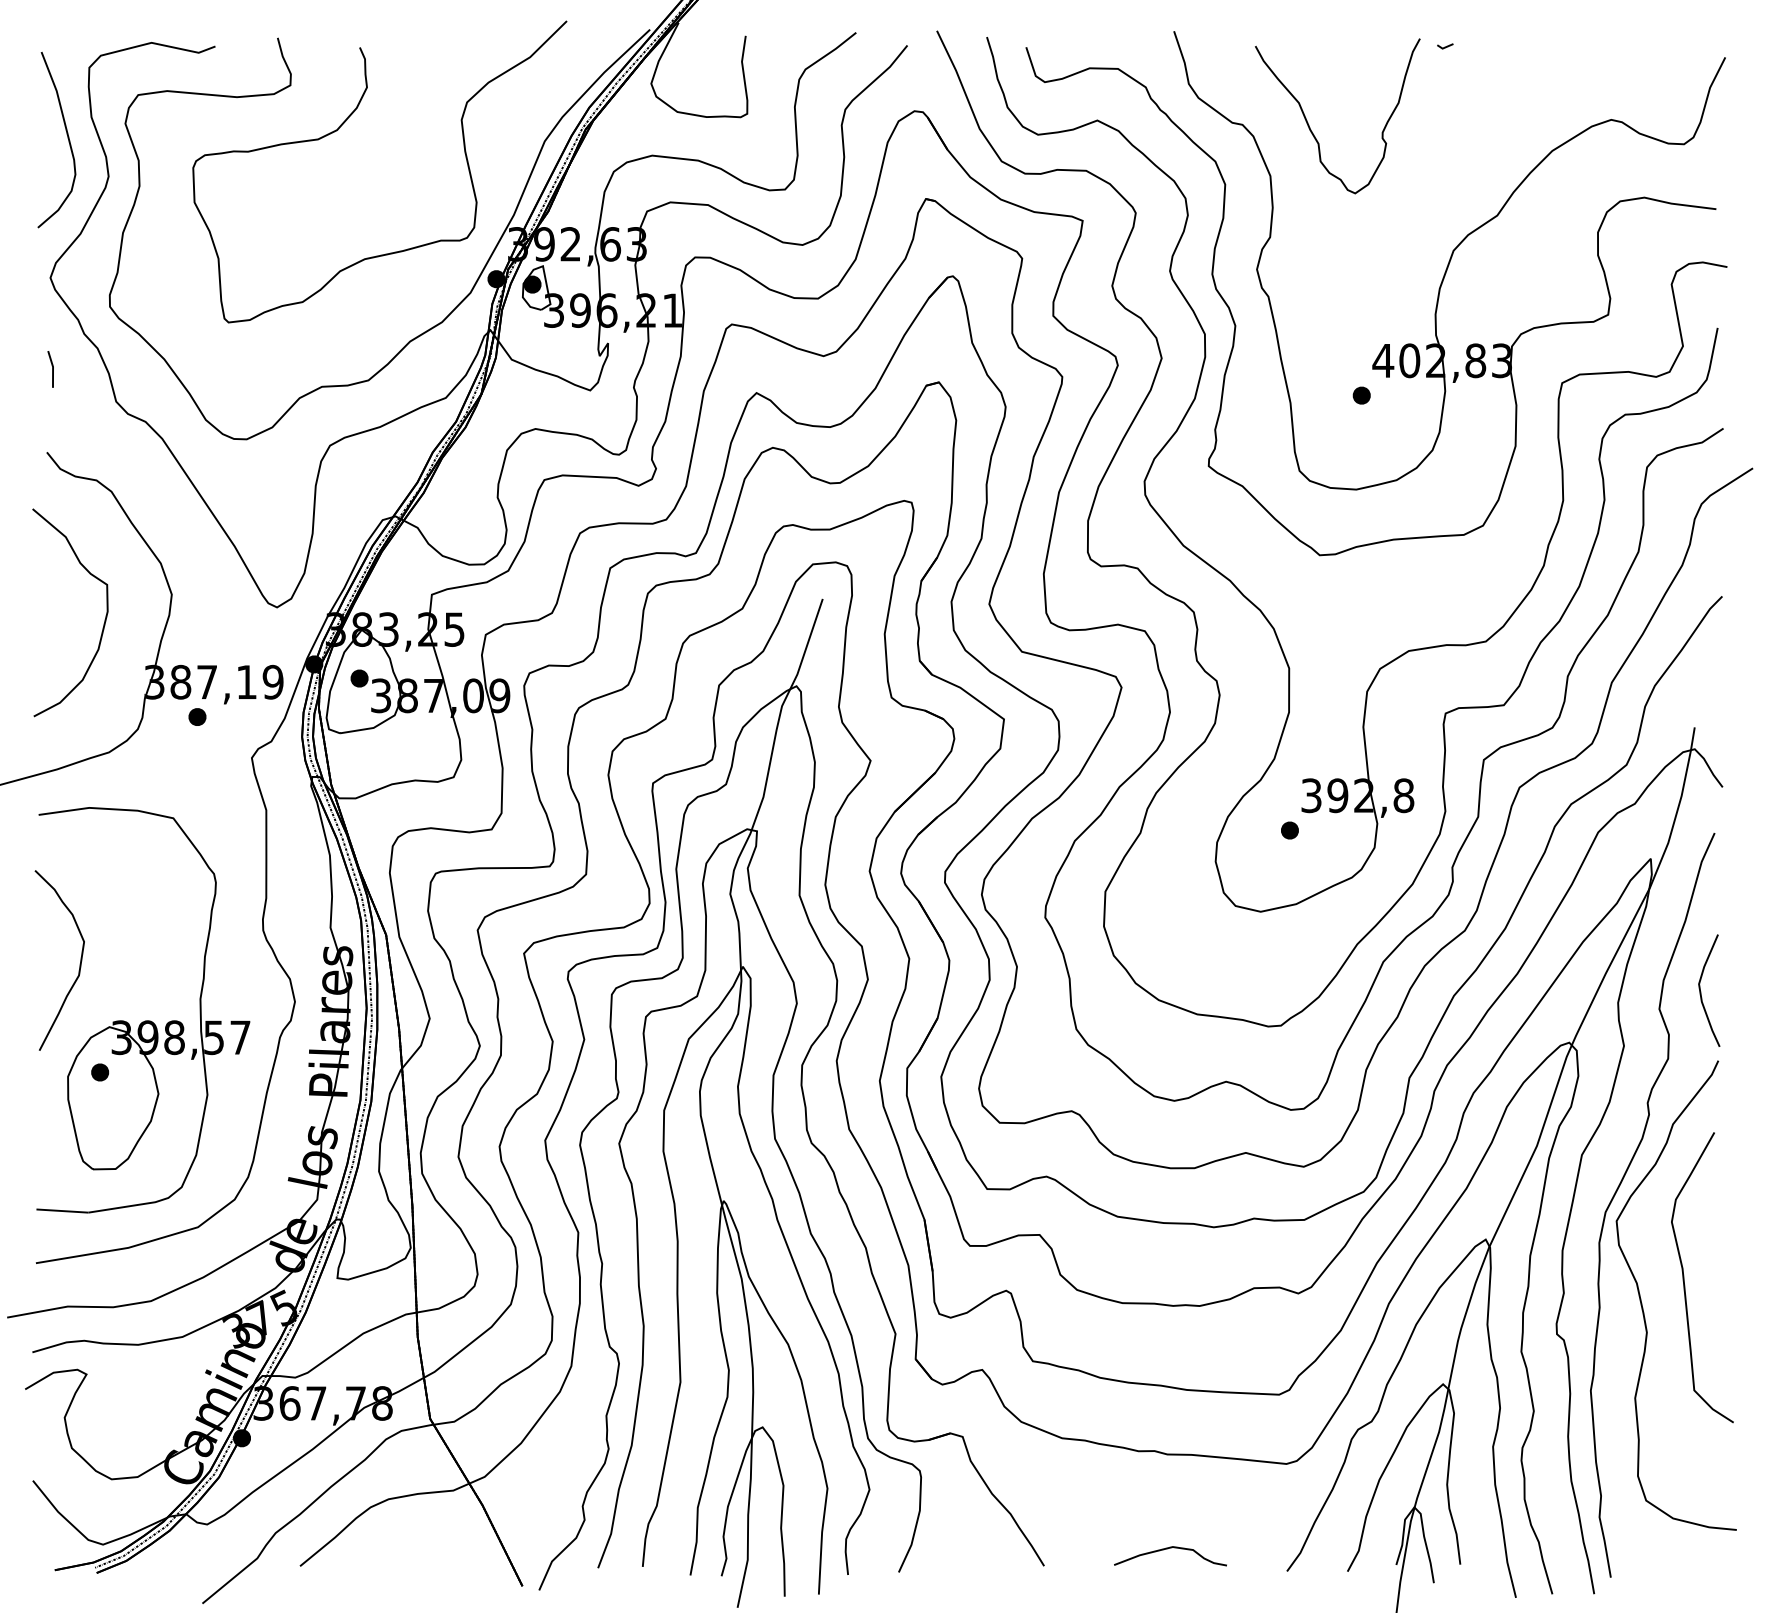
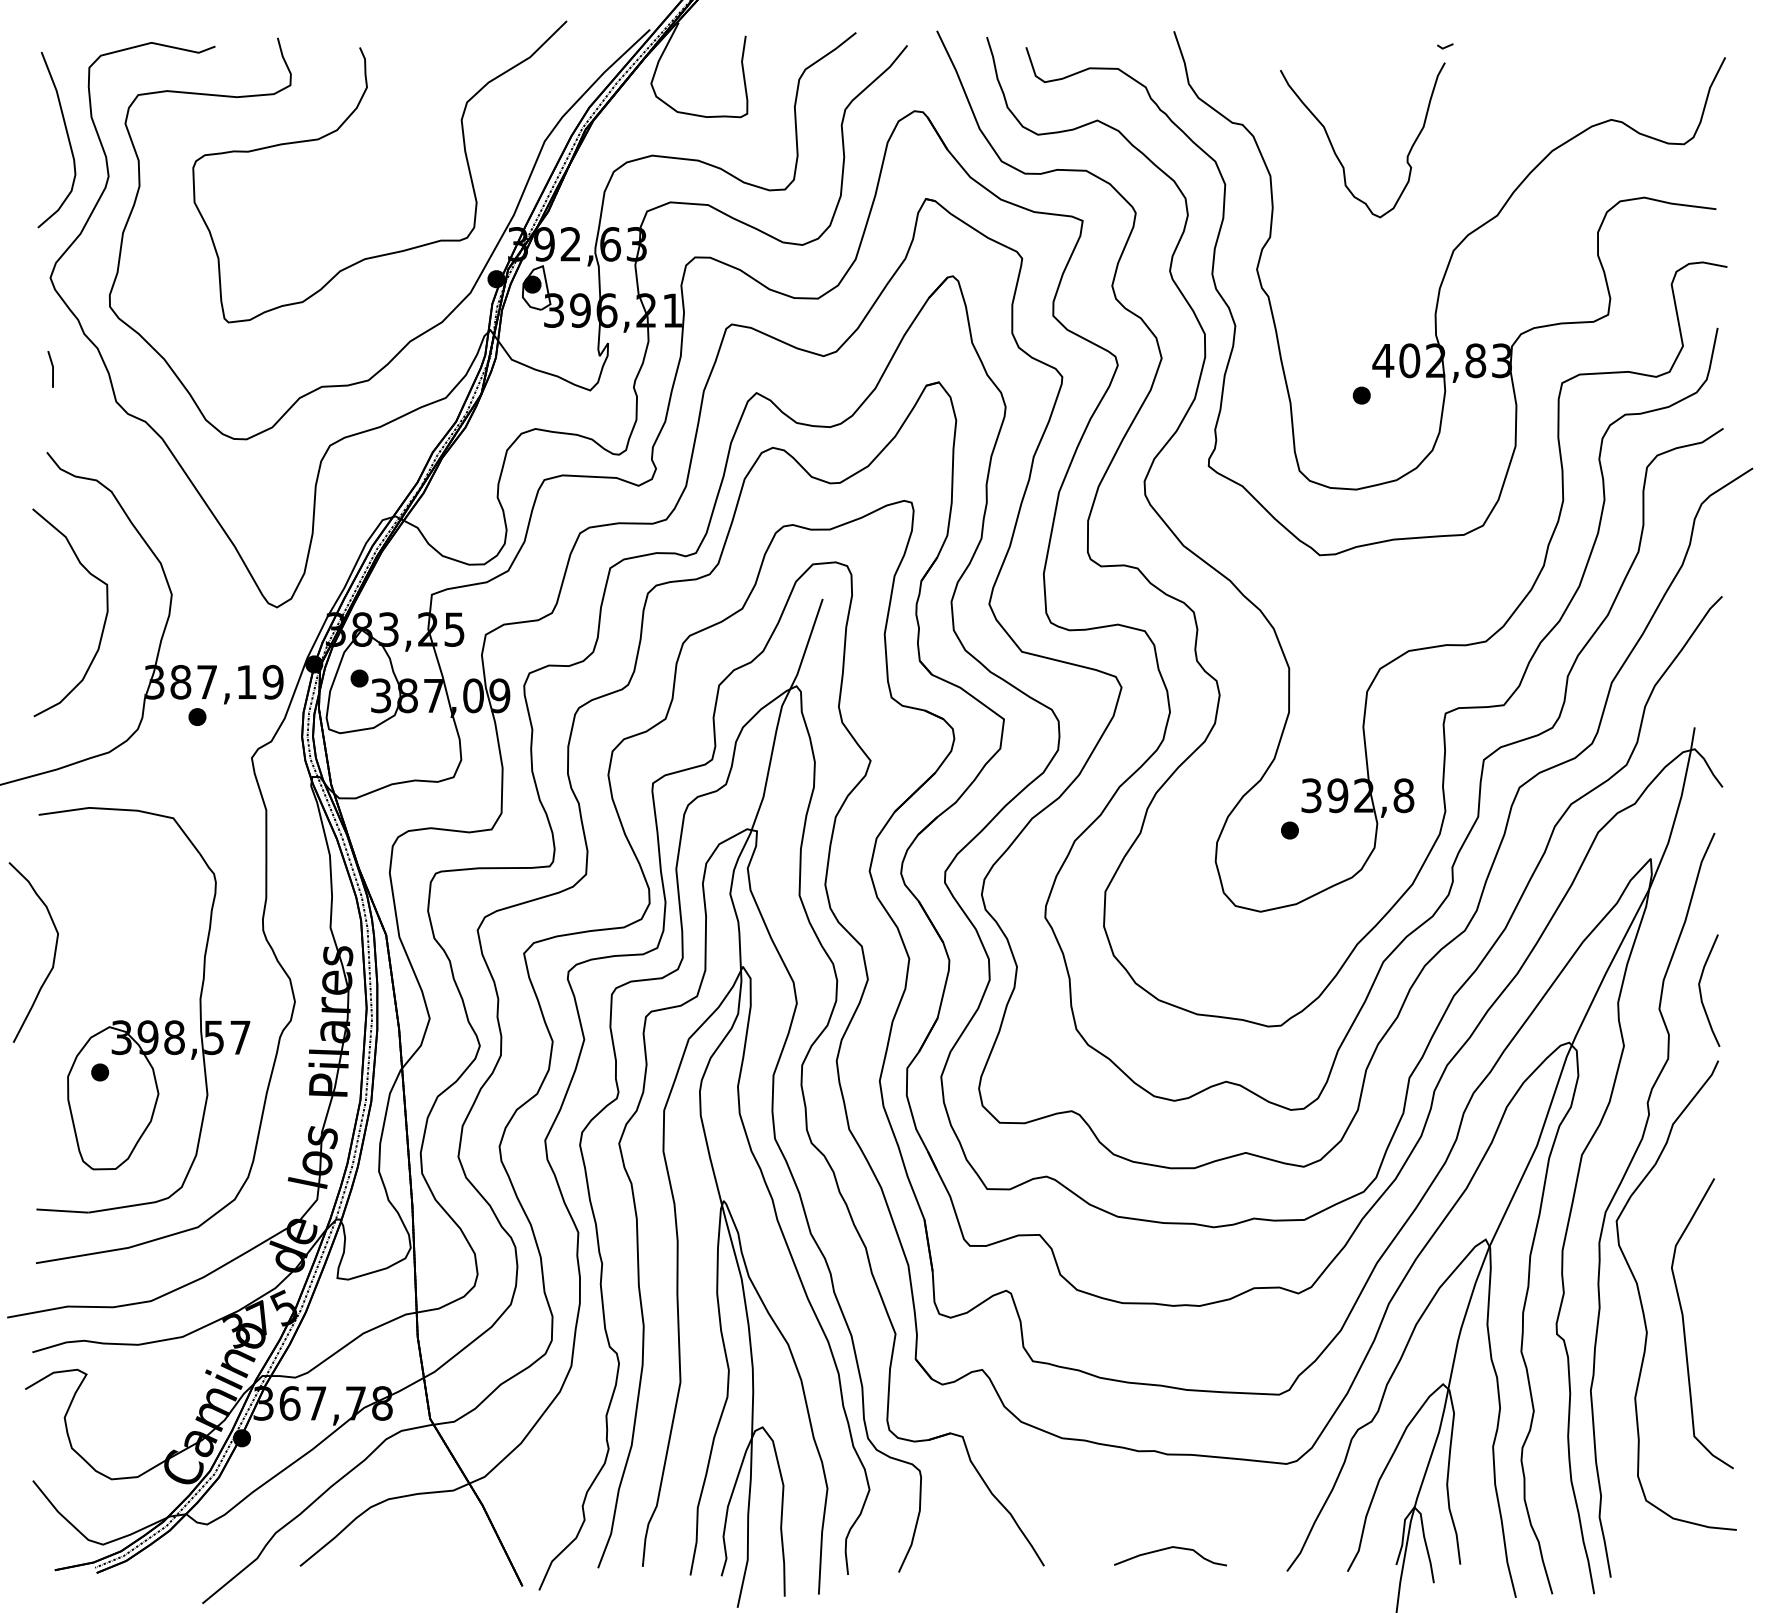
curve position: (1311, 129) -> (1336, 153) (1336, 153)
curve position: (79, 964) -> (53, 956) (53, 956)
curve position: (1684, 1277) -> (1684, 1323) (1684, 1323)
